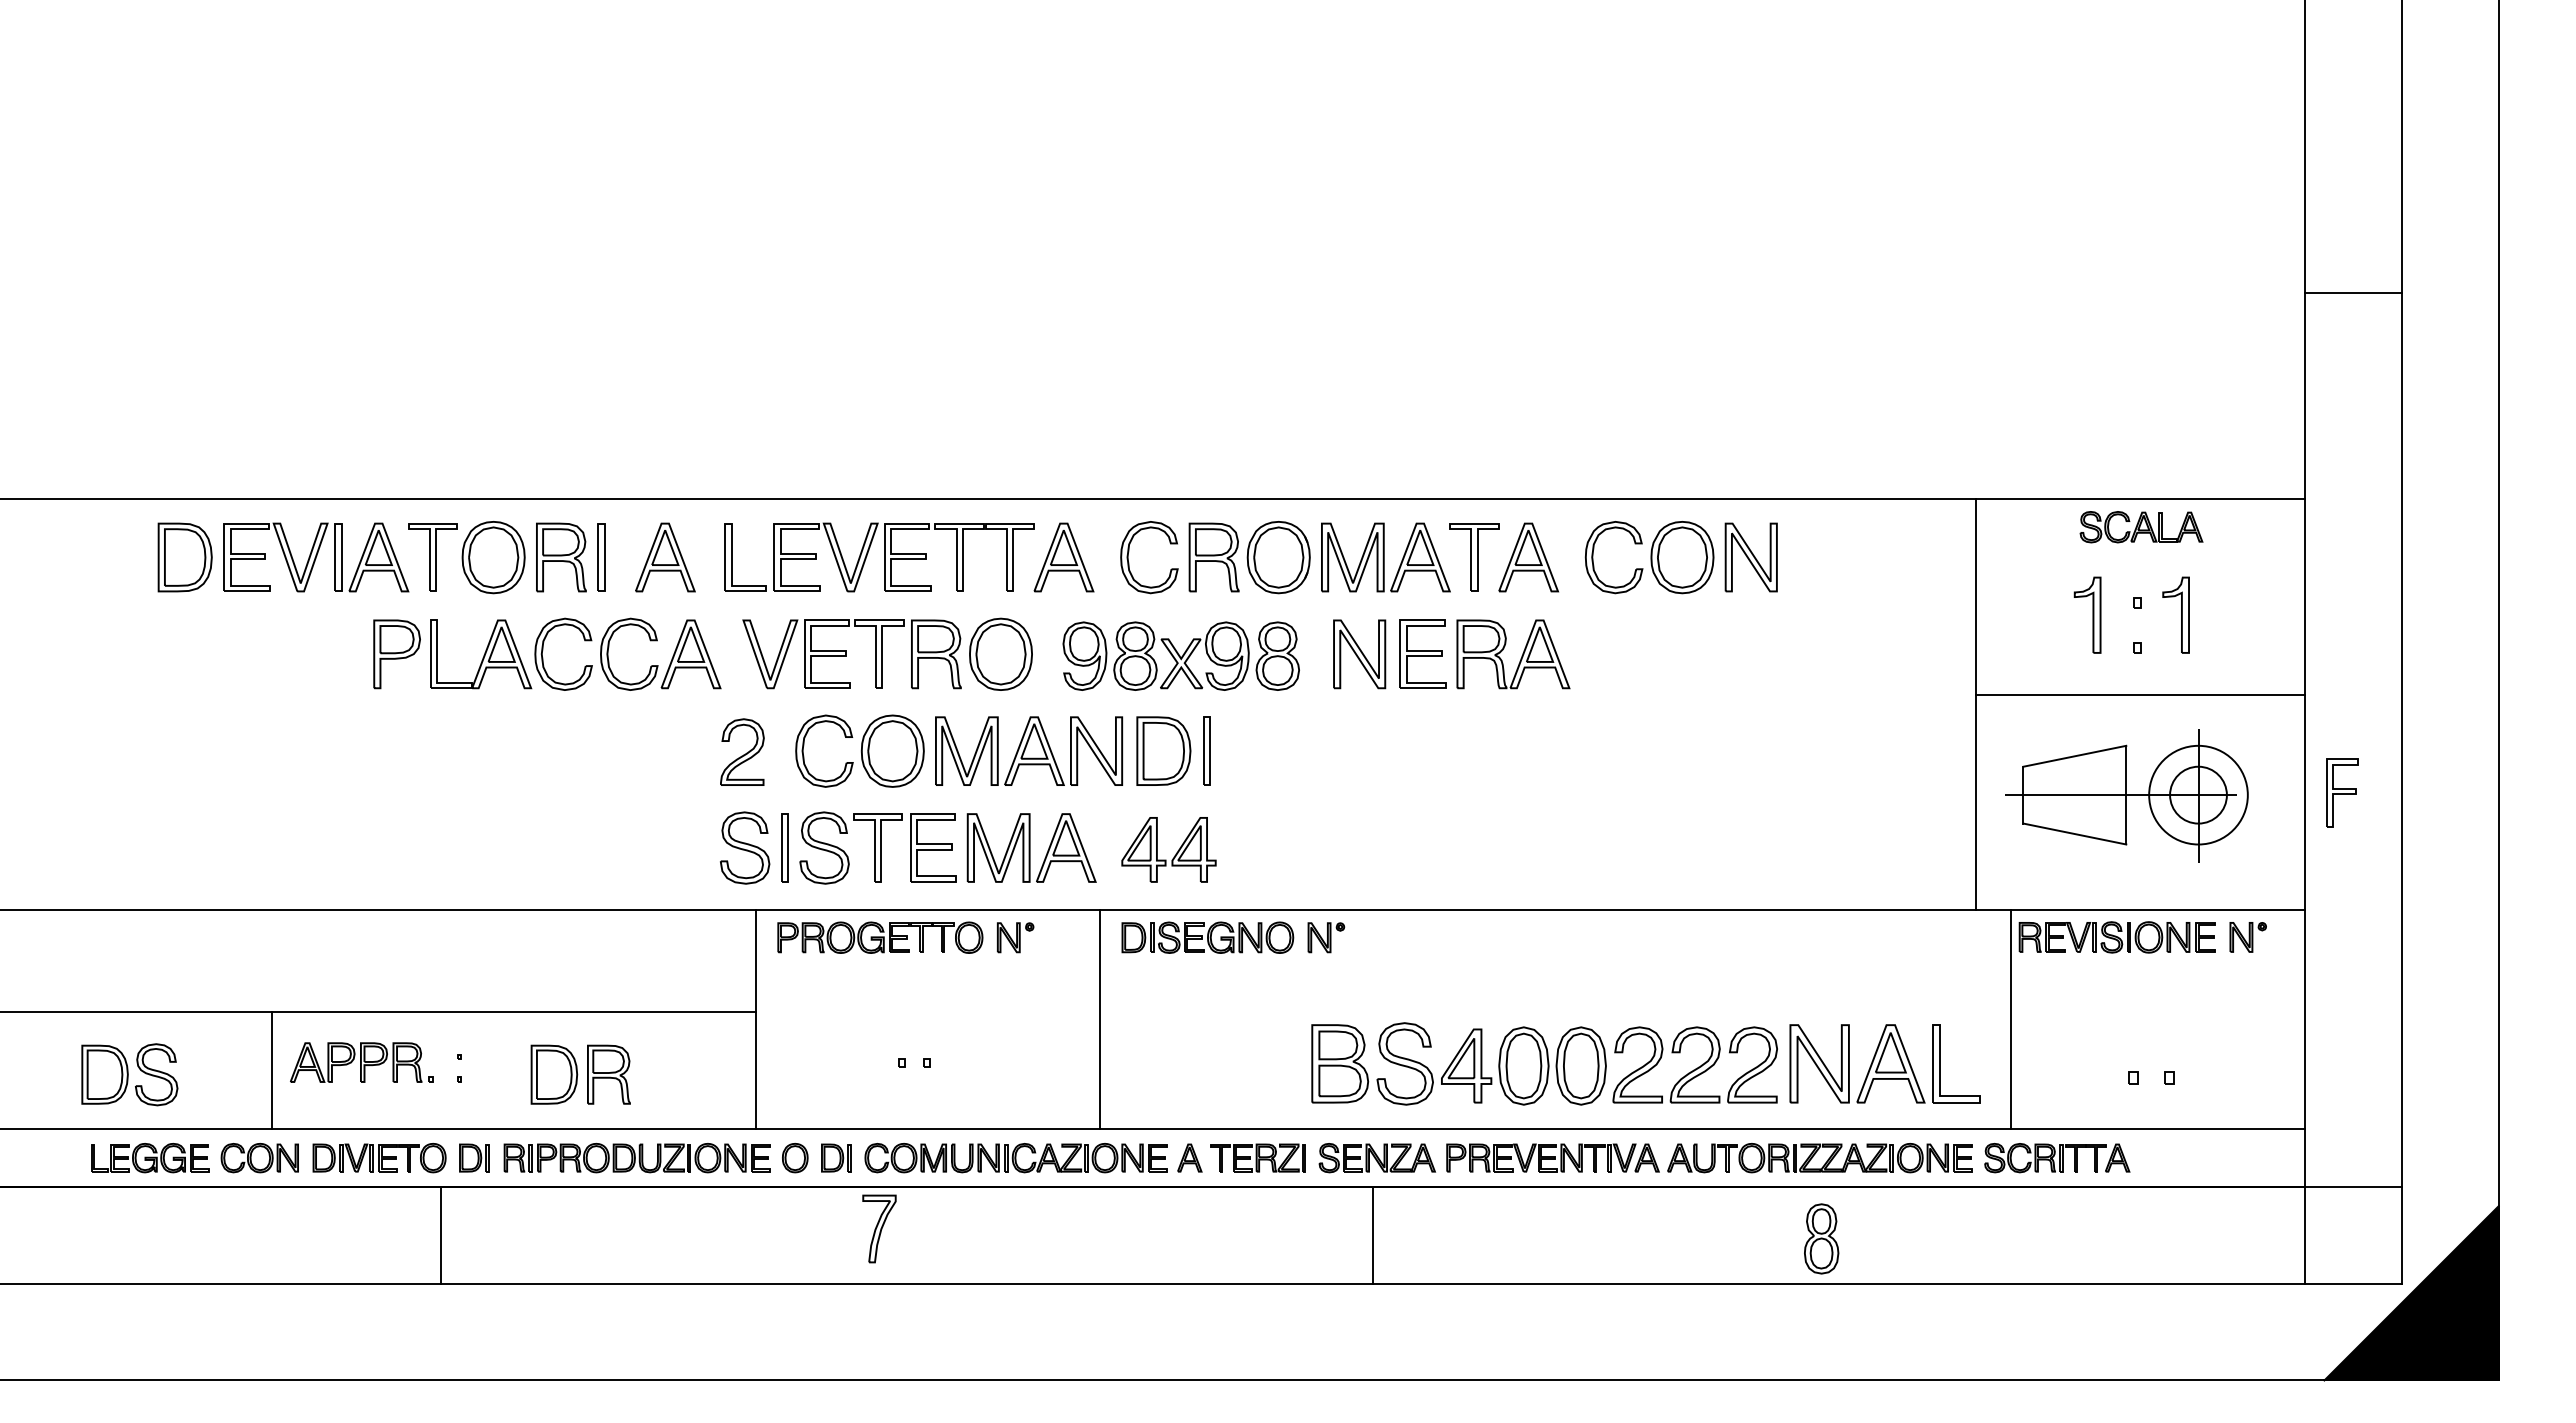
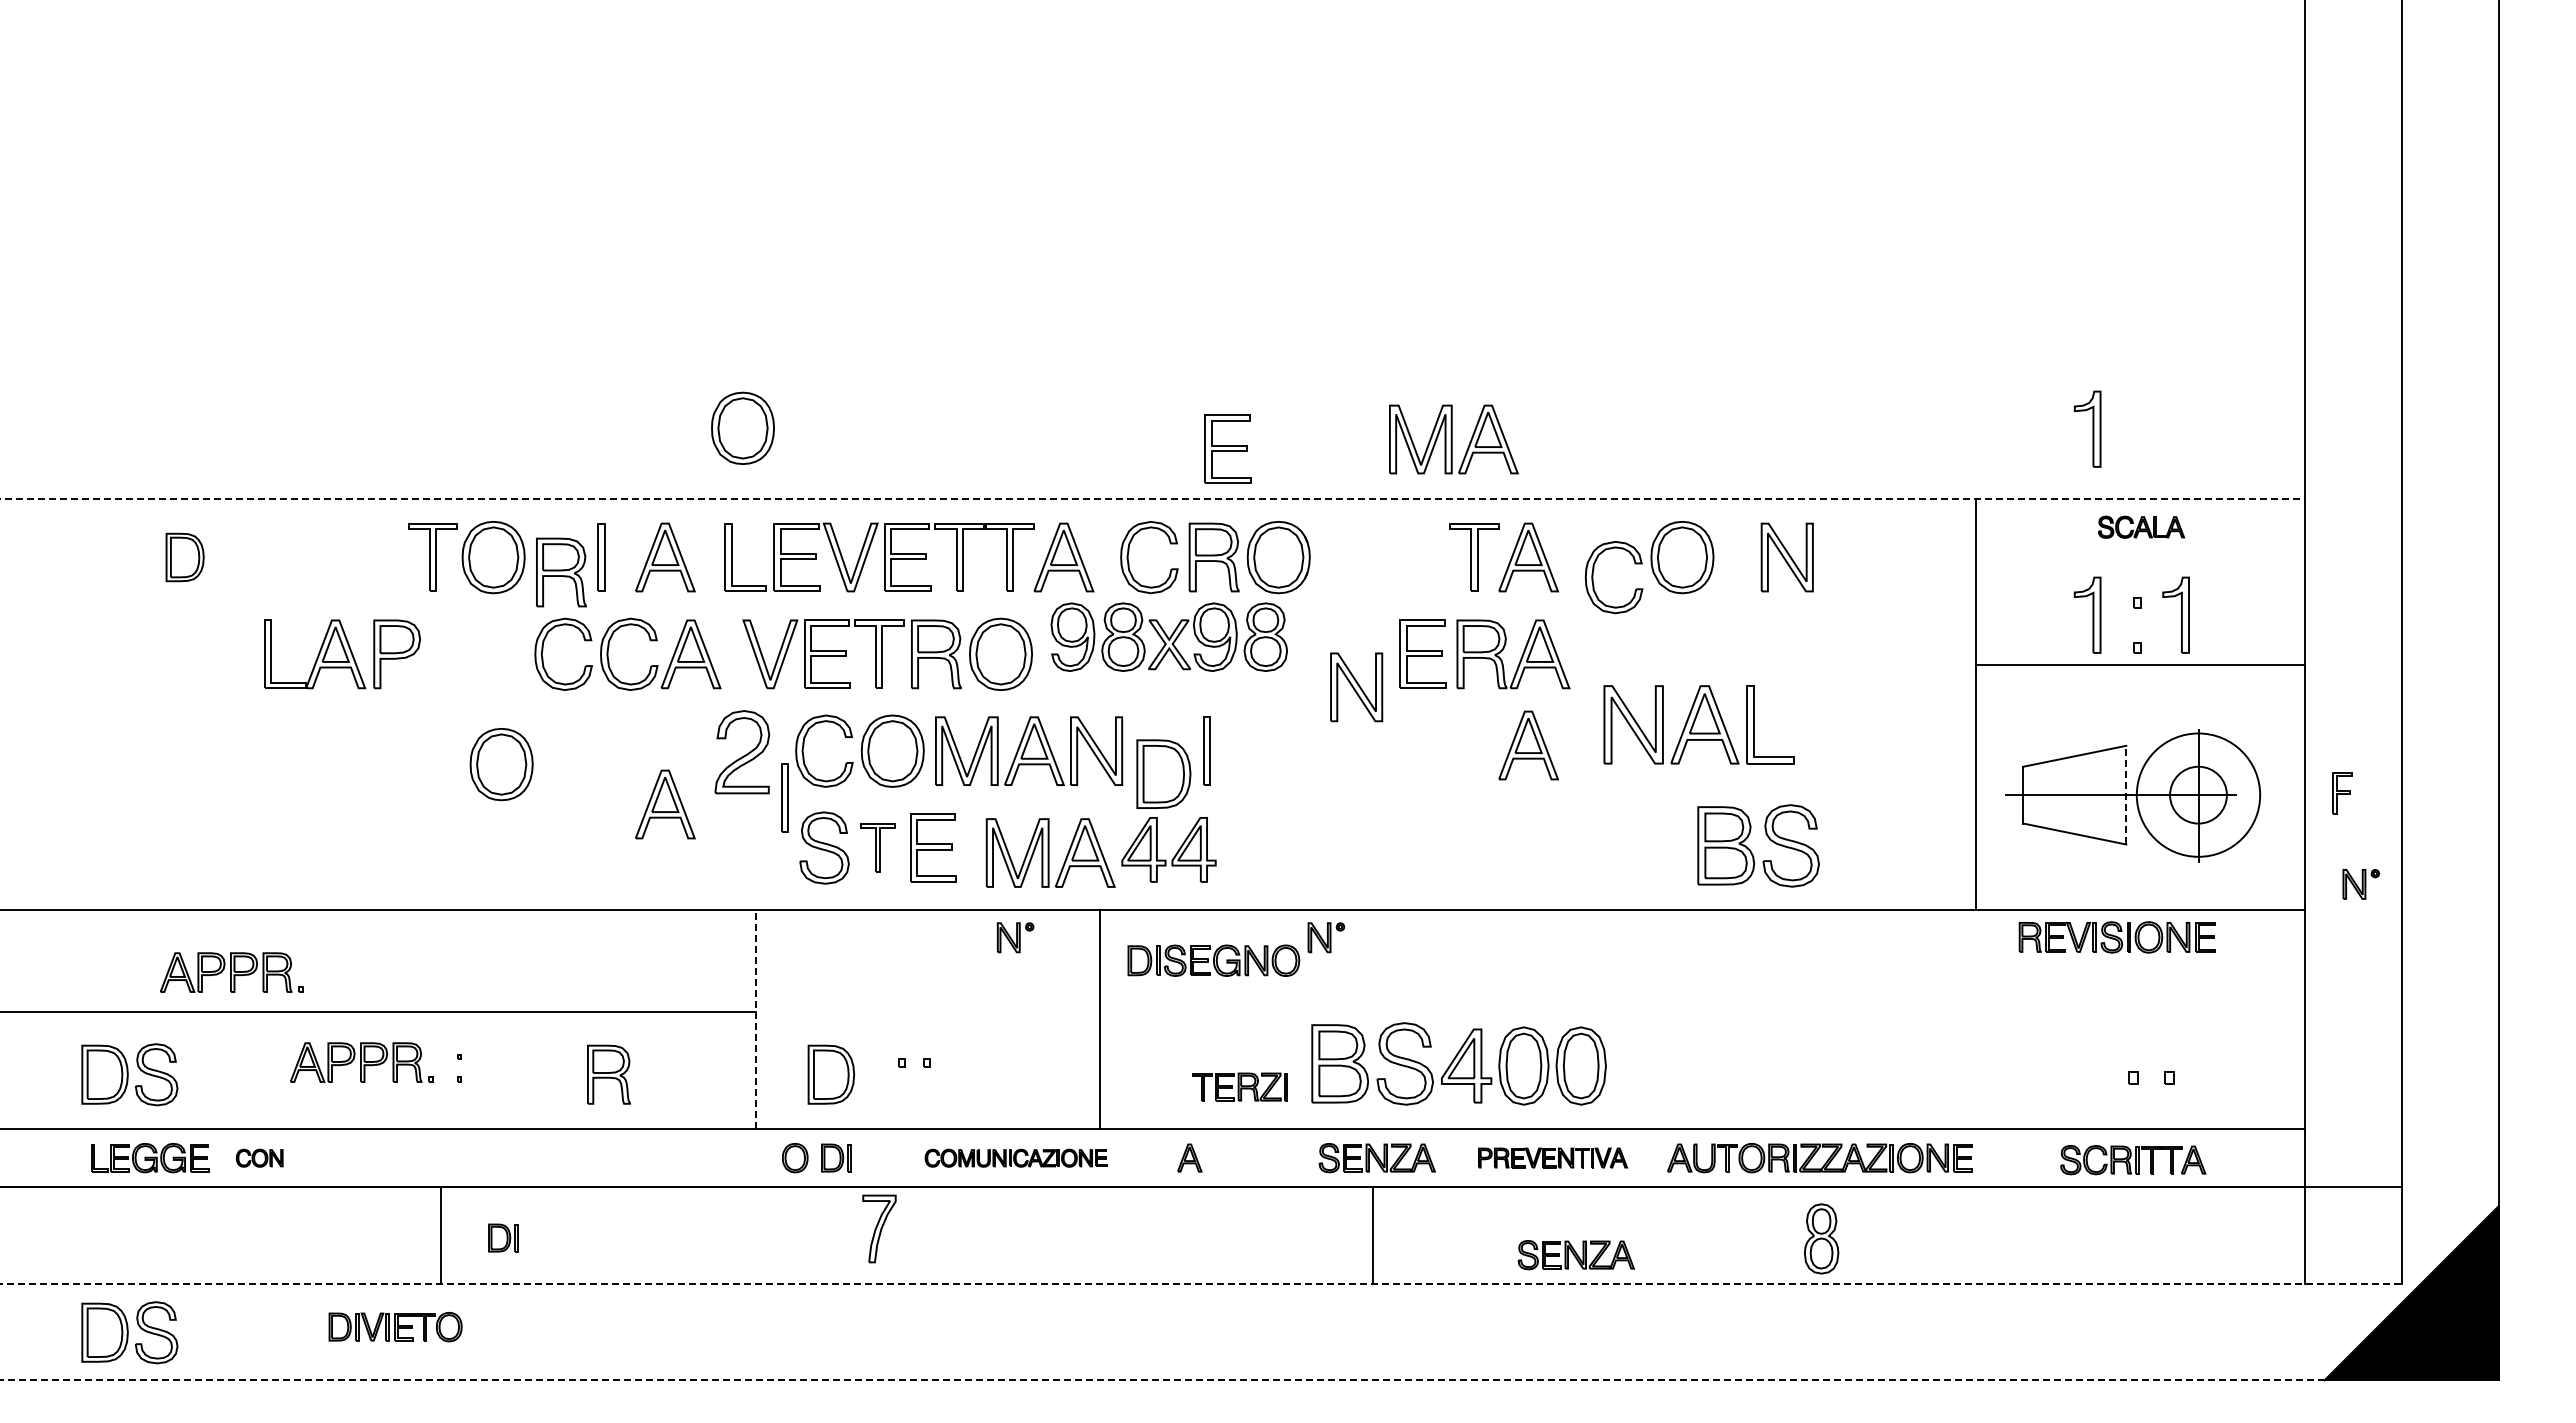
line: present -> none (2353, 292)
part: none -> present (742, 427)
part: none -> present (2087, 428)
part: none -> present (1227, 448)
line: solid -> dashed (1153, 499)
part size: 125x33 px -> 88x24 px (2141, 526)
part size: 56x71 px -> 40x51 px (184, 557)
part: present -> none (316, 557)
part position: (561, 557) -> (561, 572) (561, 572)
part position: (1385, 557) -> (1453, 439) (1453, 439)
part position: (1593, 557) -> (1593, 577) (1593, 577)
part position: (1750, 557) -> (1786, 557) (1786, 557)
part position: (481, 654) -> (315, 654) (315, 654)
part position: (1359, 654) -> (1356, 687) (1356, 687)
part position: (1180, 655) -> (1168, 636) (1168, 636)
line position: (2140, 695) -> (2140, 665) (2140, 665)
part: none -> present (1528, 745)
part position: (1163, 750) -> (1163, 773) (1163, 773)
part size: 45x68 px -> 57x85 px (742, 752)
part: none -> present (501, 764)
part size: 33x70 px -> 21x43 px (2342, 793)
line: solid -> dashed (2126, 794)
circle diameter: 99 px -> 123 px (2198, 794)
part: none -> present (665, 804)
part: present -> none (745, 847)
part position: (784, 847) -> (784, 797) (784, 797)
part size: 50x70 px -> 36x50 px (877, 847)
part position: (1031, 847) -> (1050, 852) (1050, 852)
part: none -> present (1751, 850)
part: present -> none (880, 937)
part position: (1207, 937) -> (1213, 960) (1213, 960)
part position: (2247, 937) -> (2360, 884) (2360, 884)
part: none -> present (231, 972)
line: solid -> dashed (755, 1018)
line: present -> none (2010, 1018)
part position: (1884, 1063) -> (1698, 724) (1698, 724)
part: present -> none (1694, 1064)
line: present -> none (271, 1070)
part position: (554, 1074) -> (831, 1074) (831, 1074)
part position: (474, 1157) -> (503, 1237) (503, 1237)
part position: (1257, 1157) -> (1239, 1086) (1239, 1086)
part size: 214x30 px -> 151x22 px (1553, 1157)
part size: 79x31 px -> 49x20 px (259, 1157)
part position: (379, 1158) -> (395, 1327) (395, 1327)
part: present -> none (636, 1158)
part size: 304x31 px -> 184x20 px (1015, 1157)
part position: (2057, 1158) -> (2133, 1160) (2133, 1160)
part: none -> present (1575, 1255)
line: solid -> dashed (1201, 1283)
part: none -> present (129, 1332)
line: solid -> dashed (1249, 1380)
